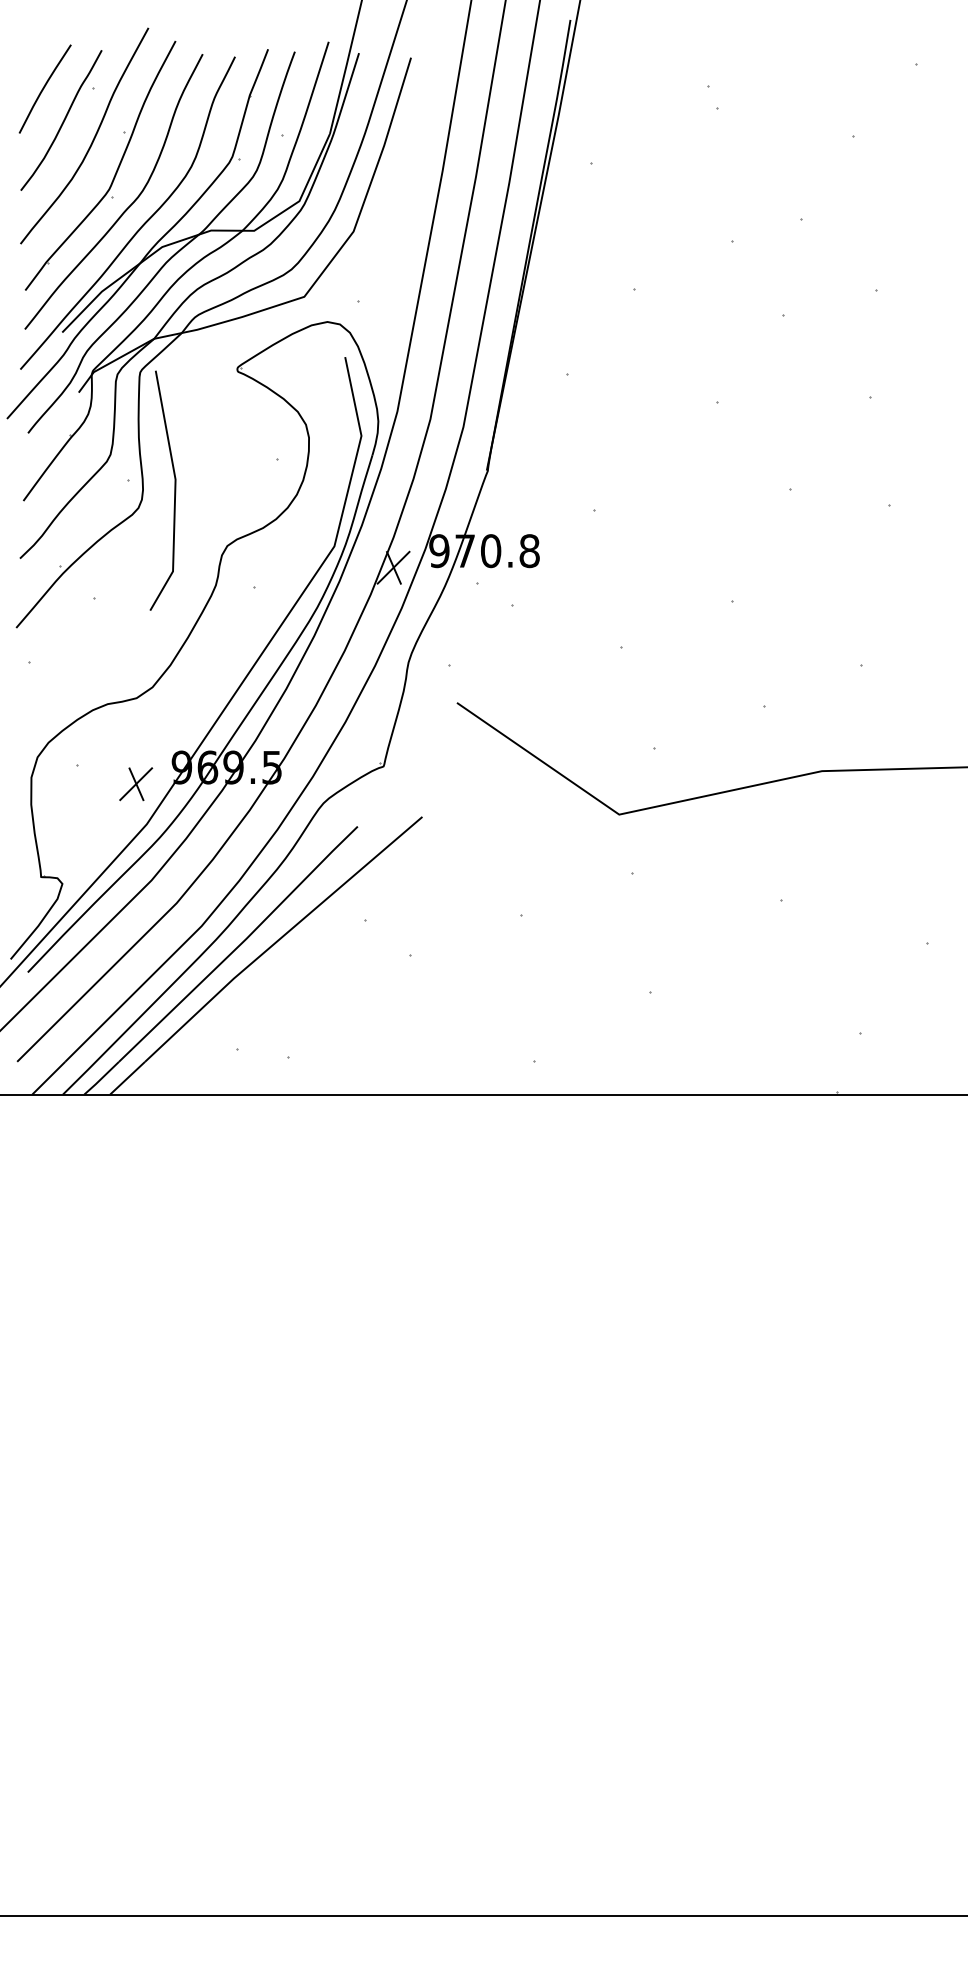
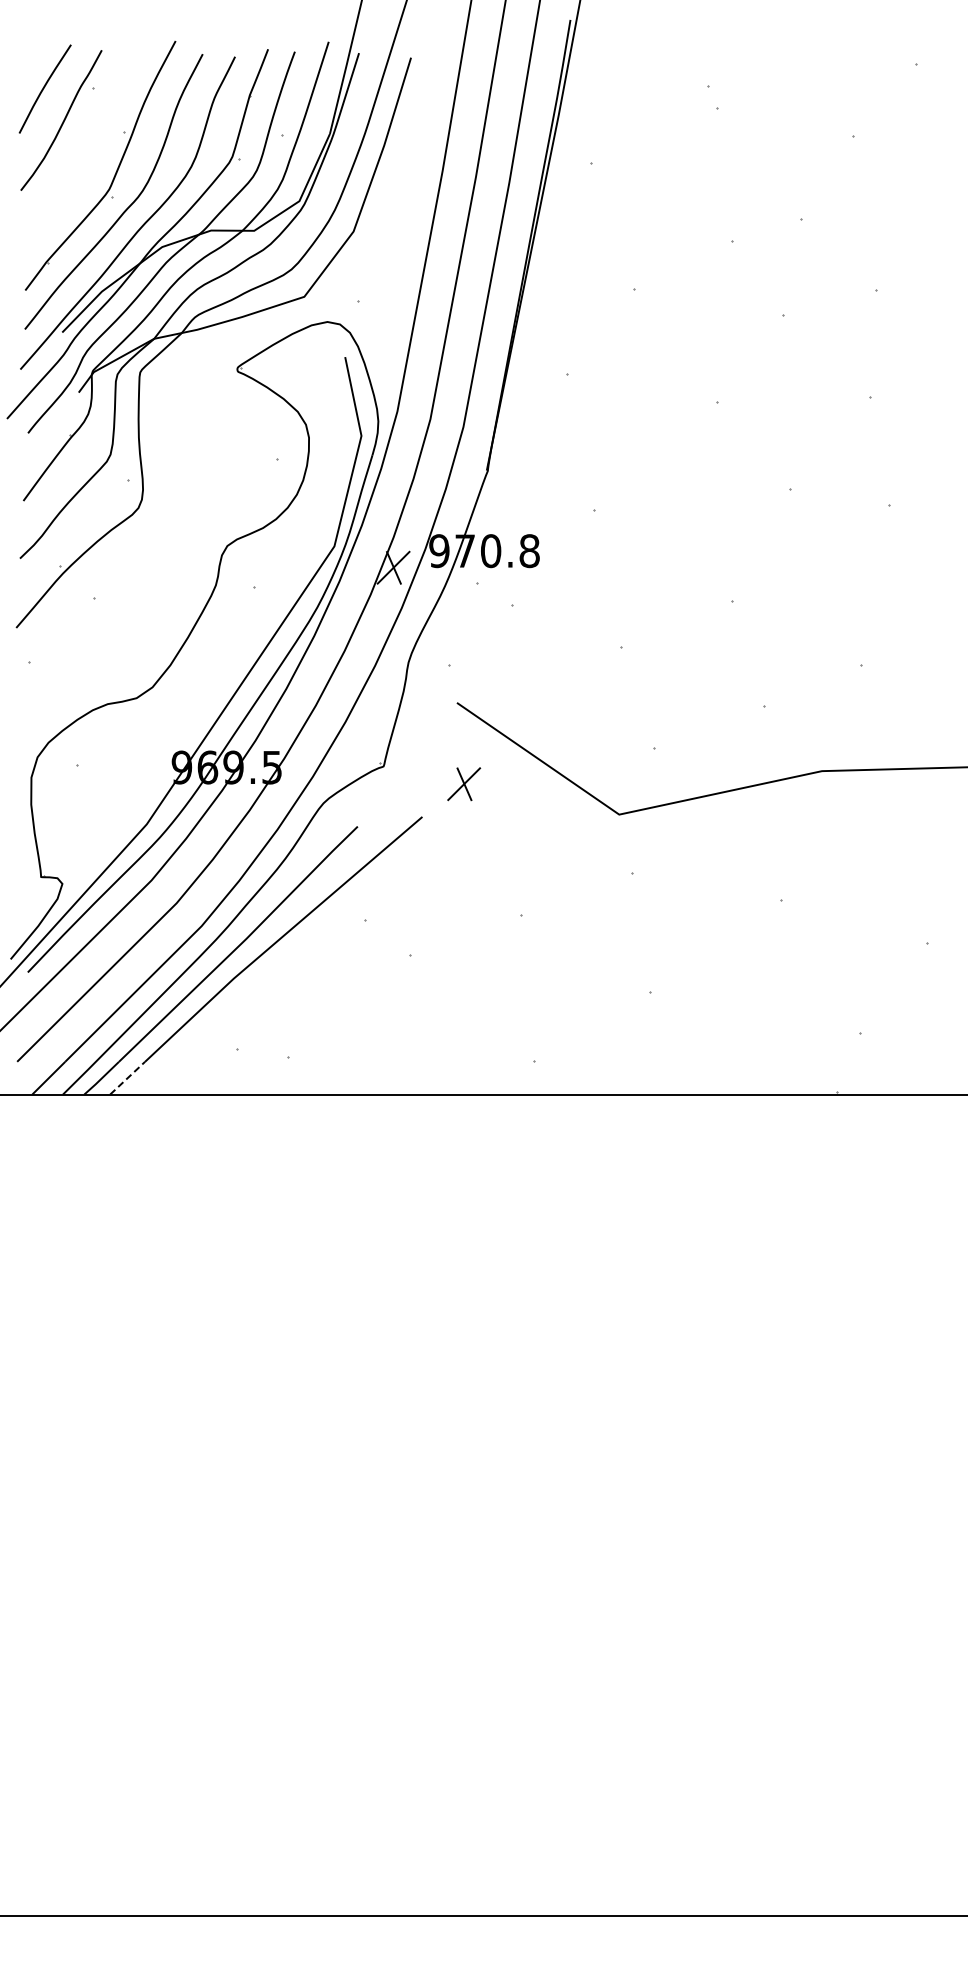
curve: present -> none (92, 139)
line: present -> none (174, 490)
part position: (136, 784) -> (464, 784) (464, 784)
line: solid -> dashed (127, 1078)
